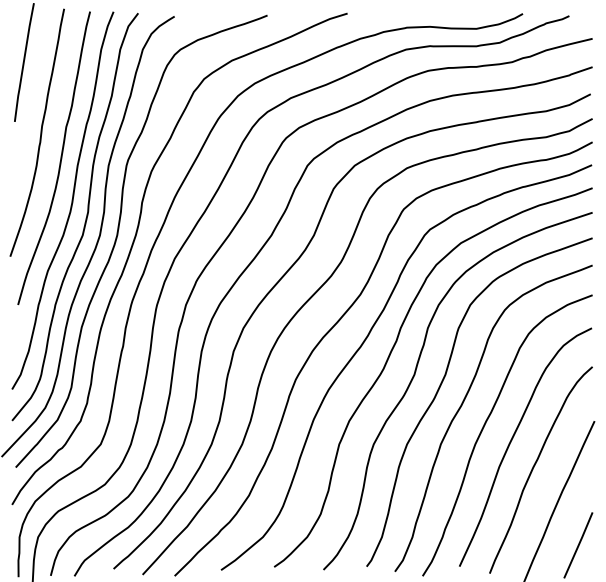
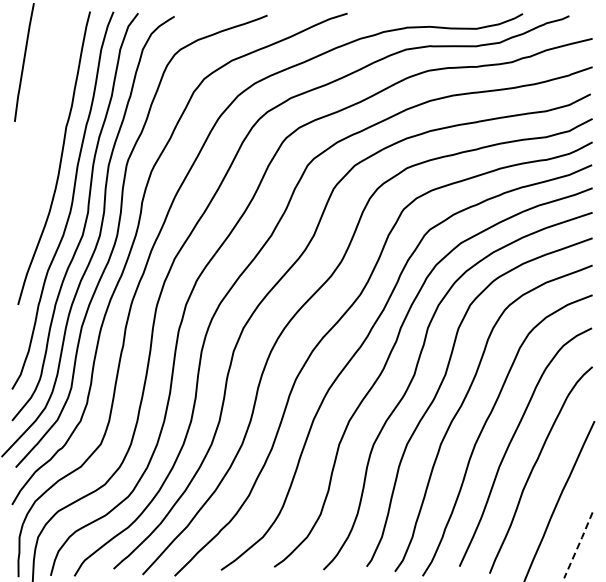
curve: present -> none (40, 132)
line: solid -> dashed (578, 545)
